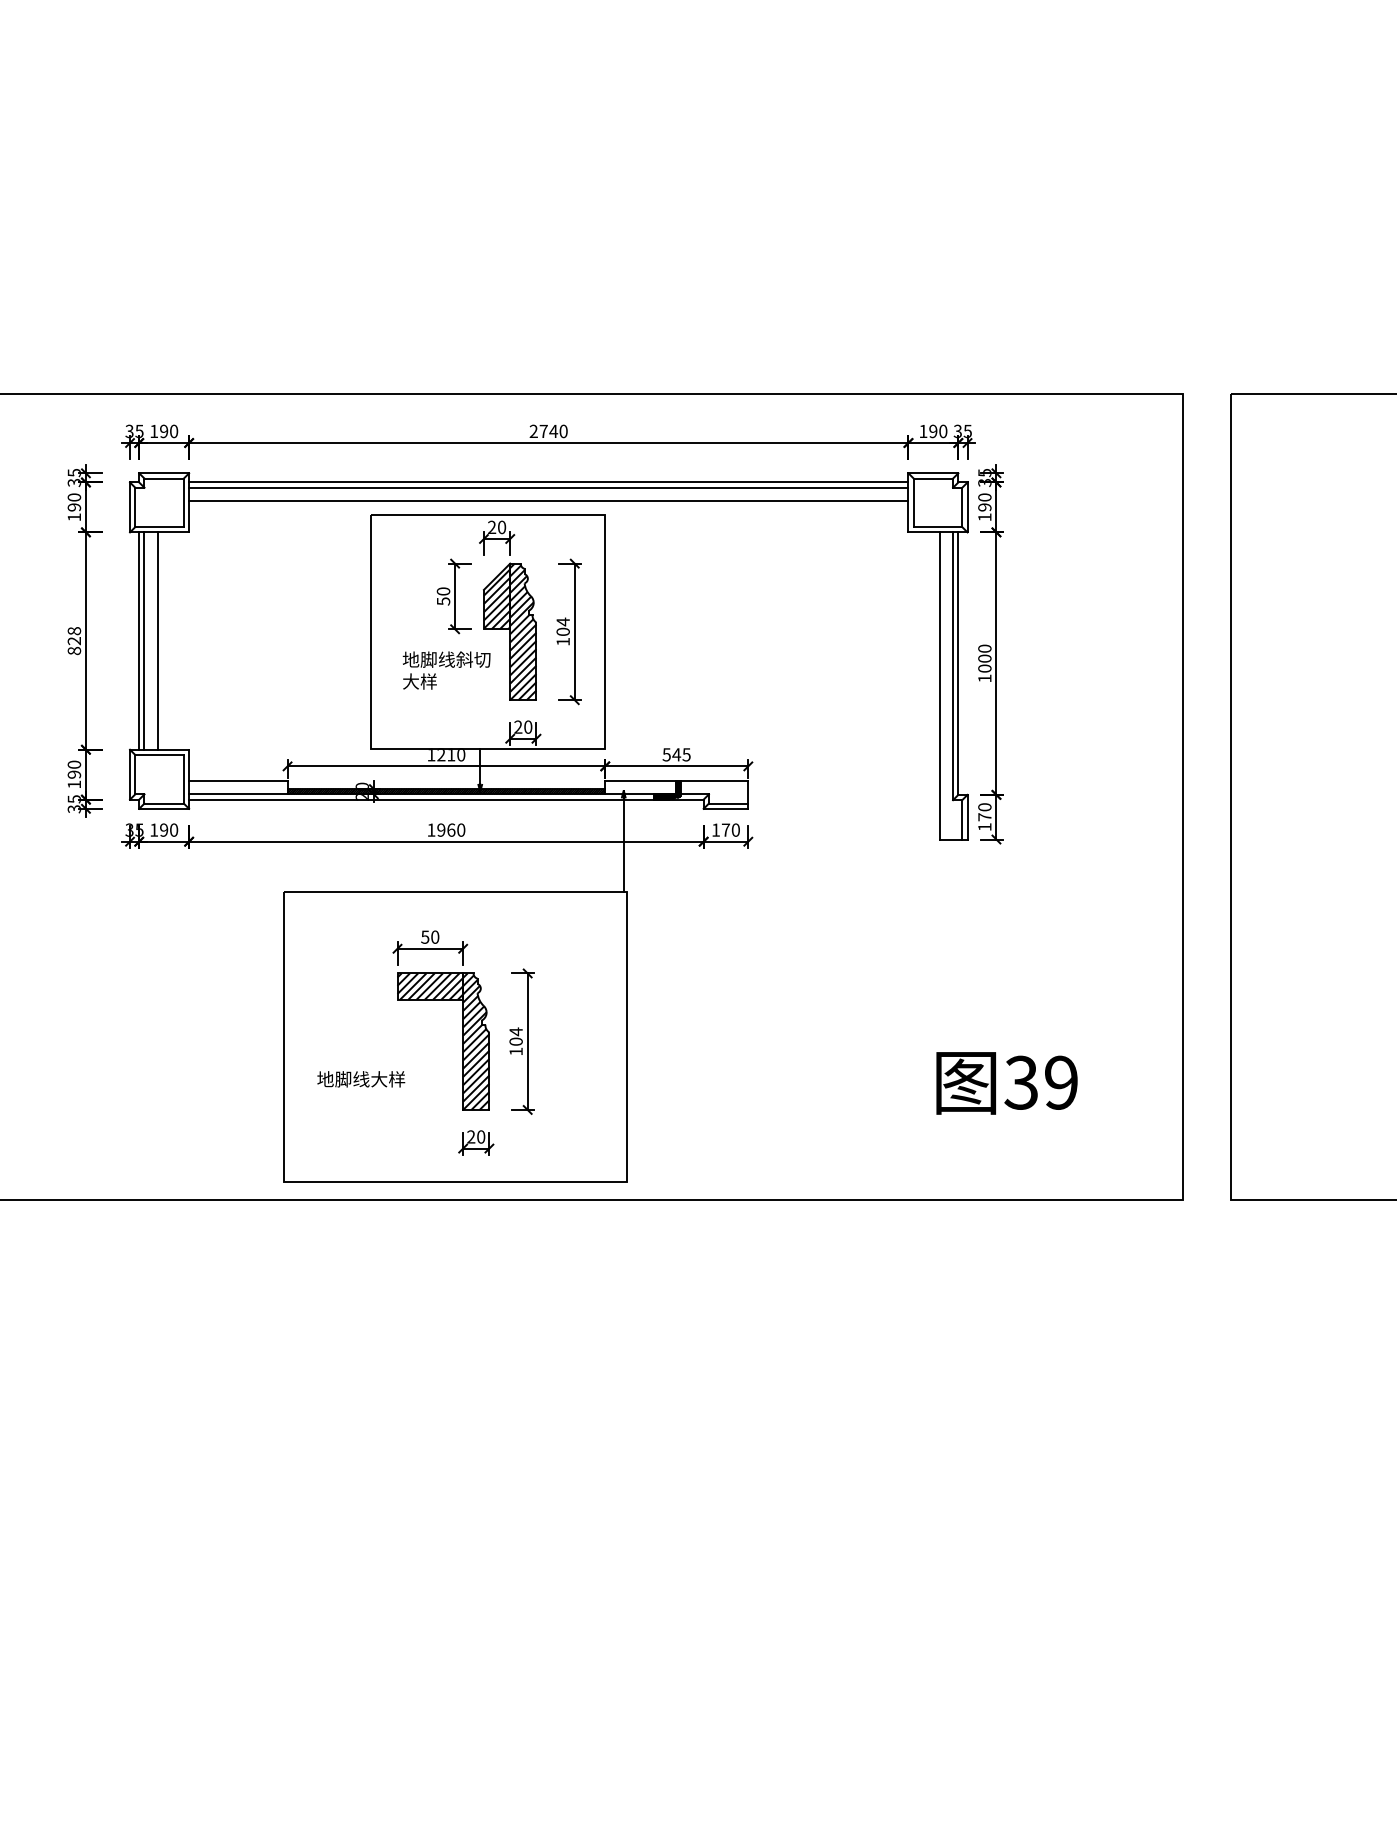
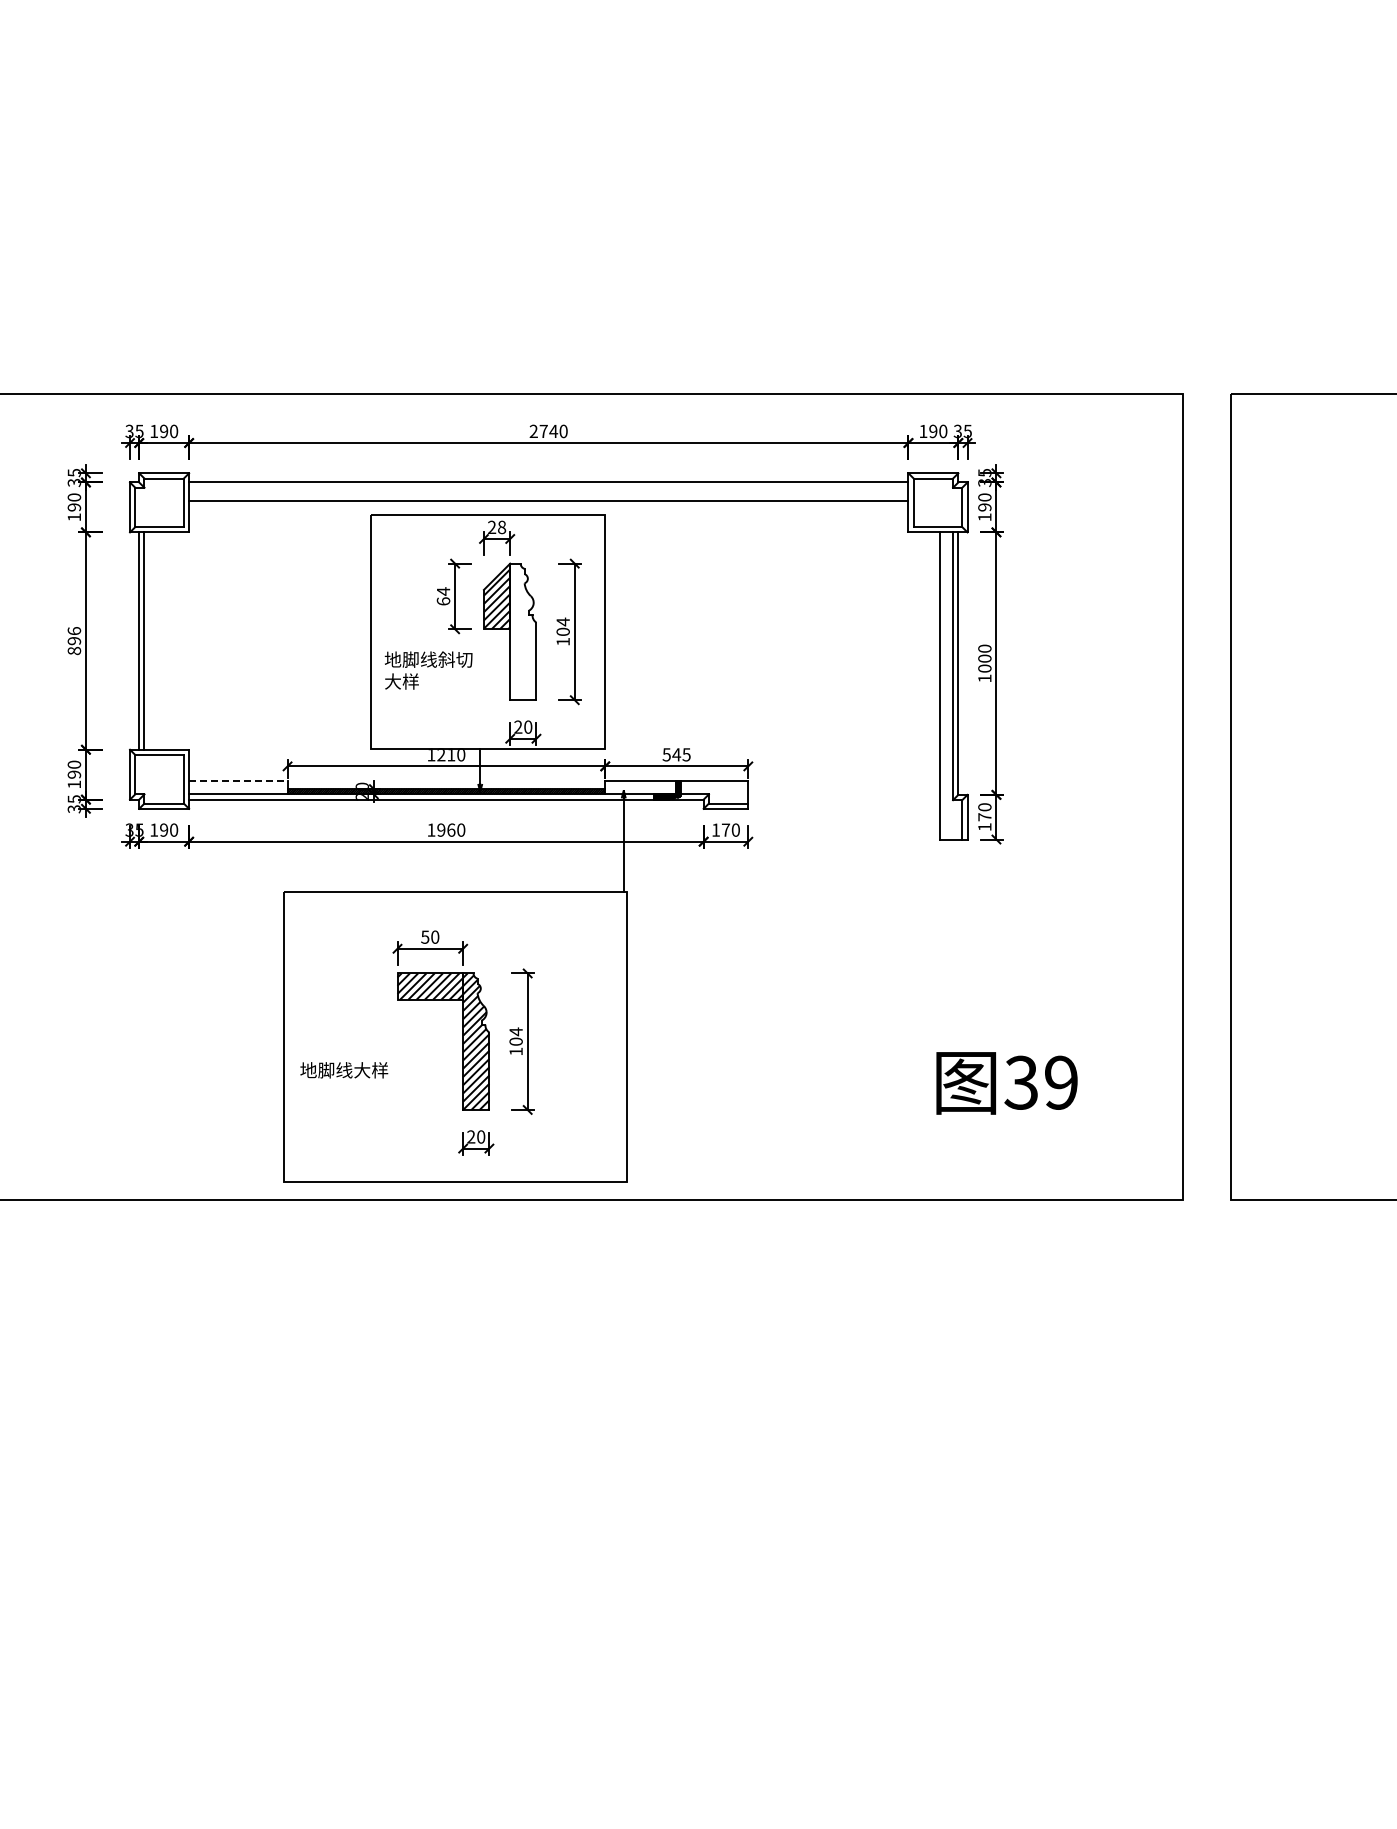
line: present -> none (548, 487)
text: 20 -> 28 (502, 527)
text: 50 -> 64 (443, 596)
hatch: present -> none (523, 631)
text: 828 -> 896 (74, 636)
line: present -> none (157, 640)
text position: (446, 670) -> (428, 670) (428, 670)
line: solid -> dashed (238, 781)
text position: (361, 1079) -> (344, 1070) (344, 1070)
